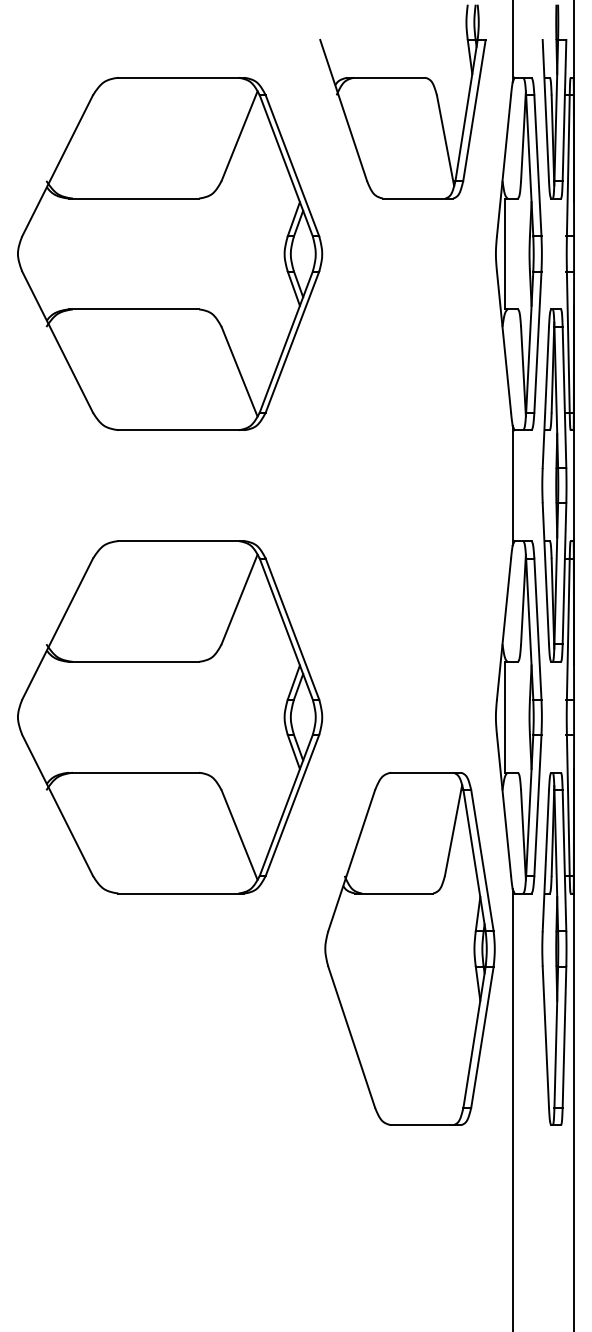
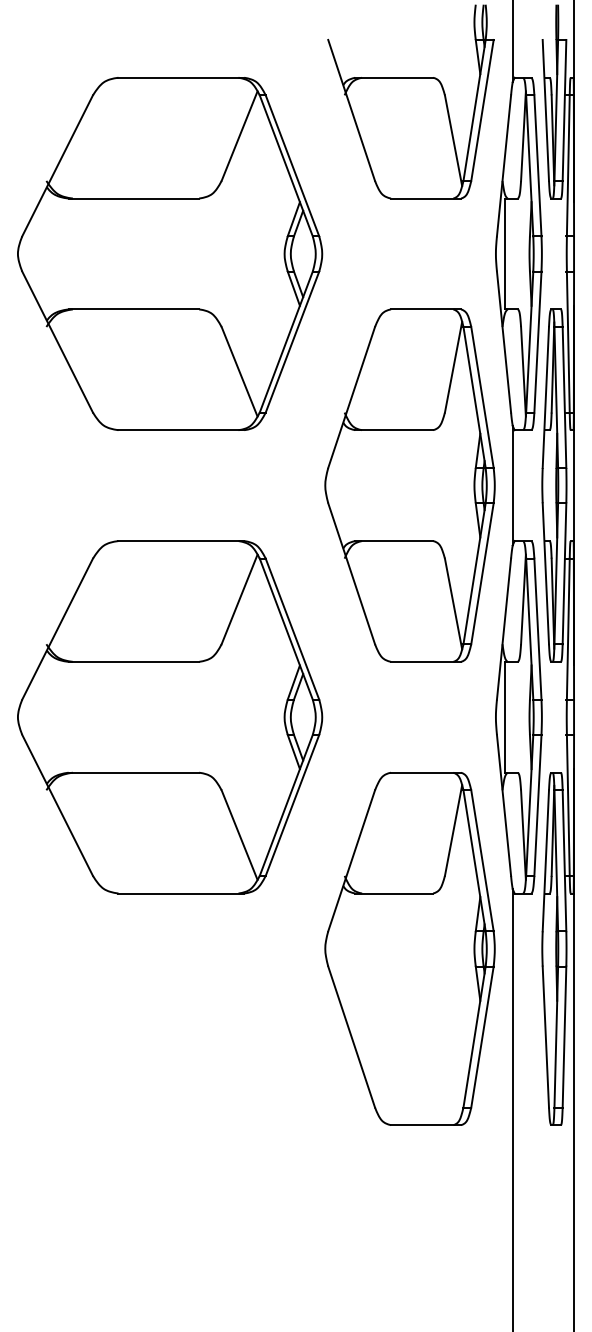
part position: (402, 101) -> (410, 101) (410, 101)
part: none -> present (409, 485)
